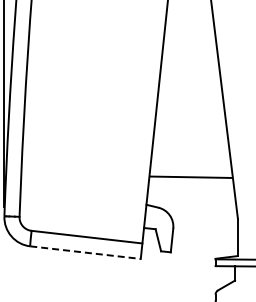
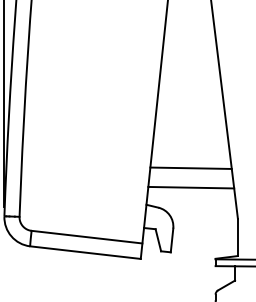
line position: (190, 176) -> (190, 167) (190, 167)
line: none -> present (191, 187)
line: dashed -> solid (85, 252)
